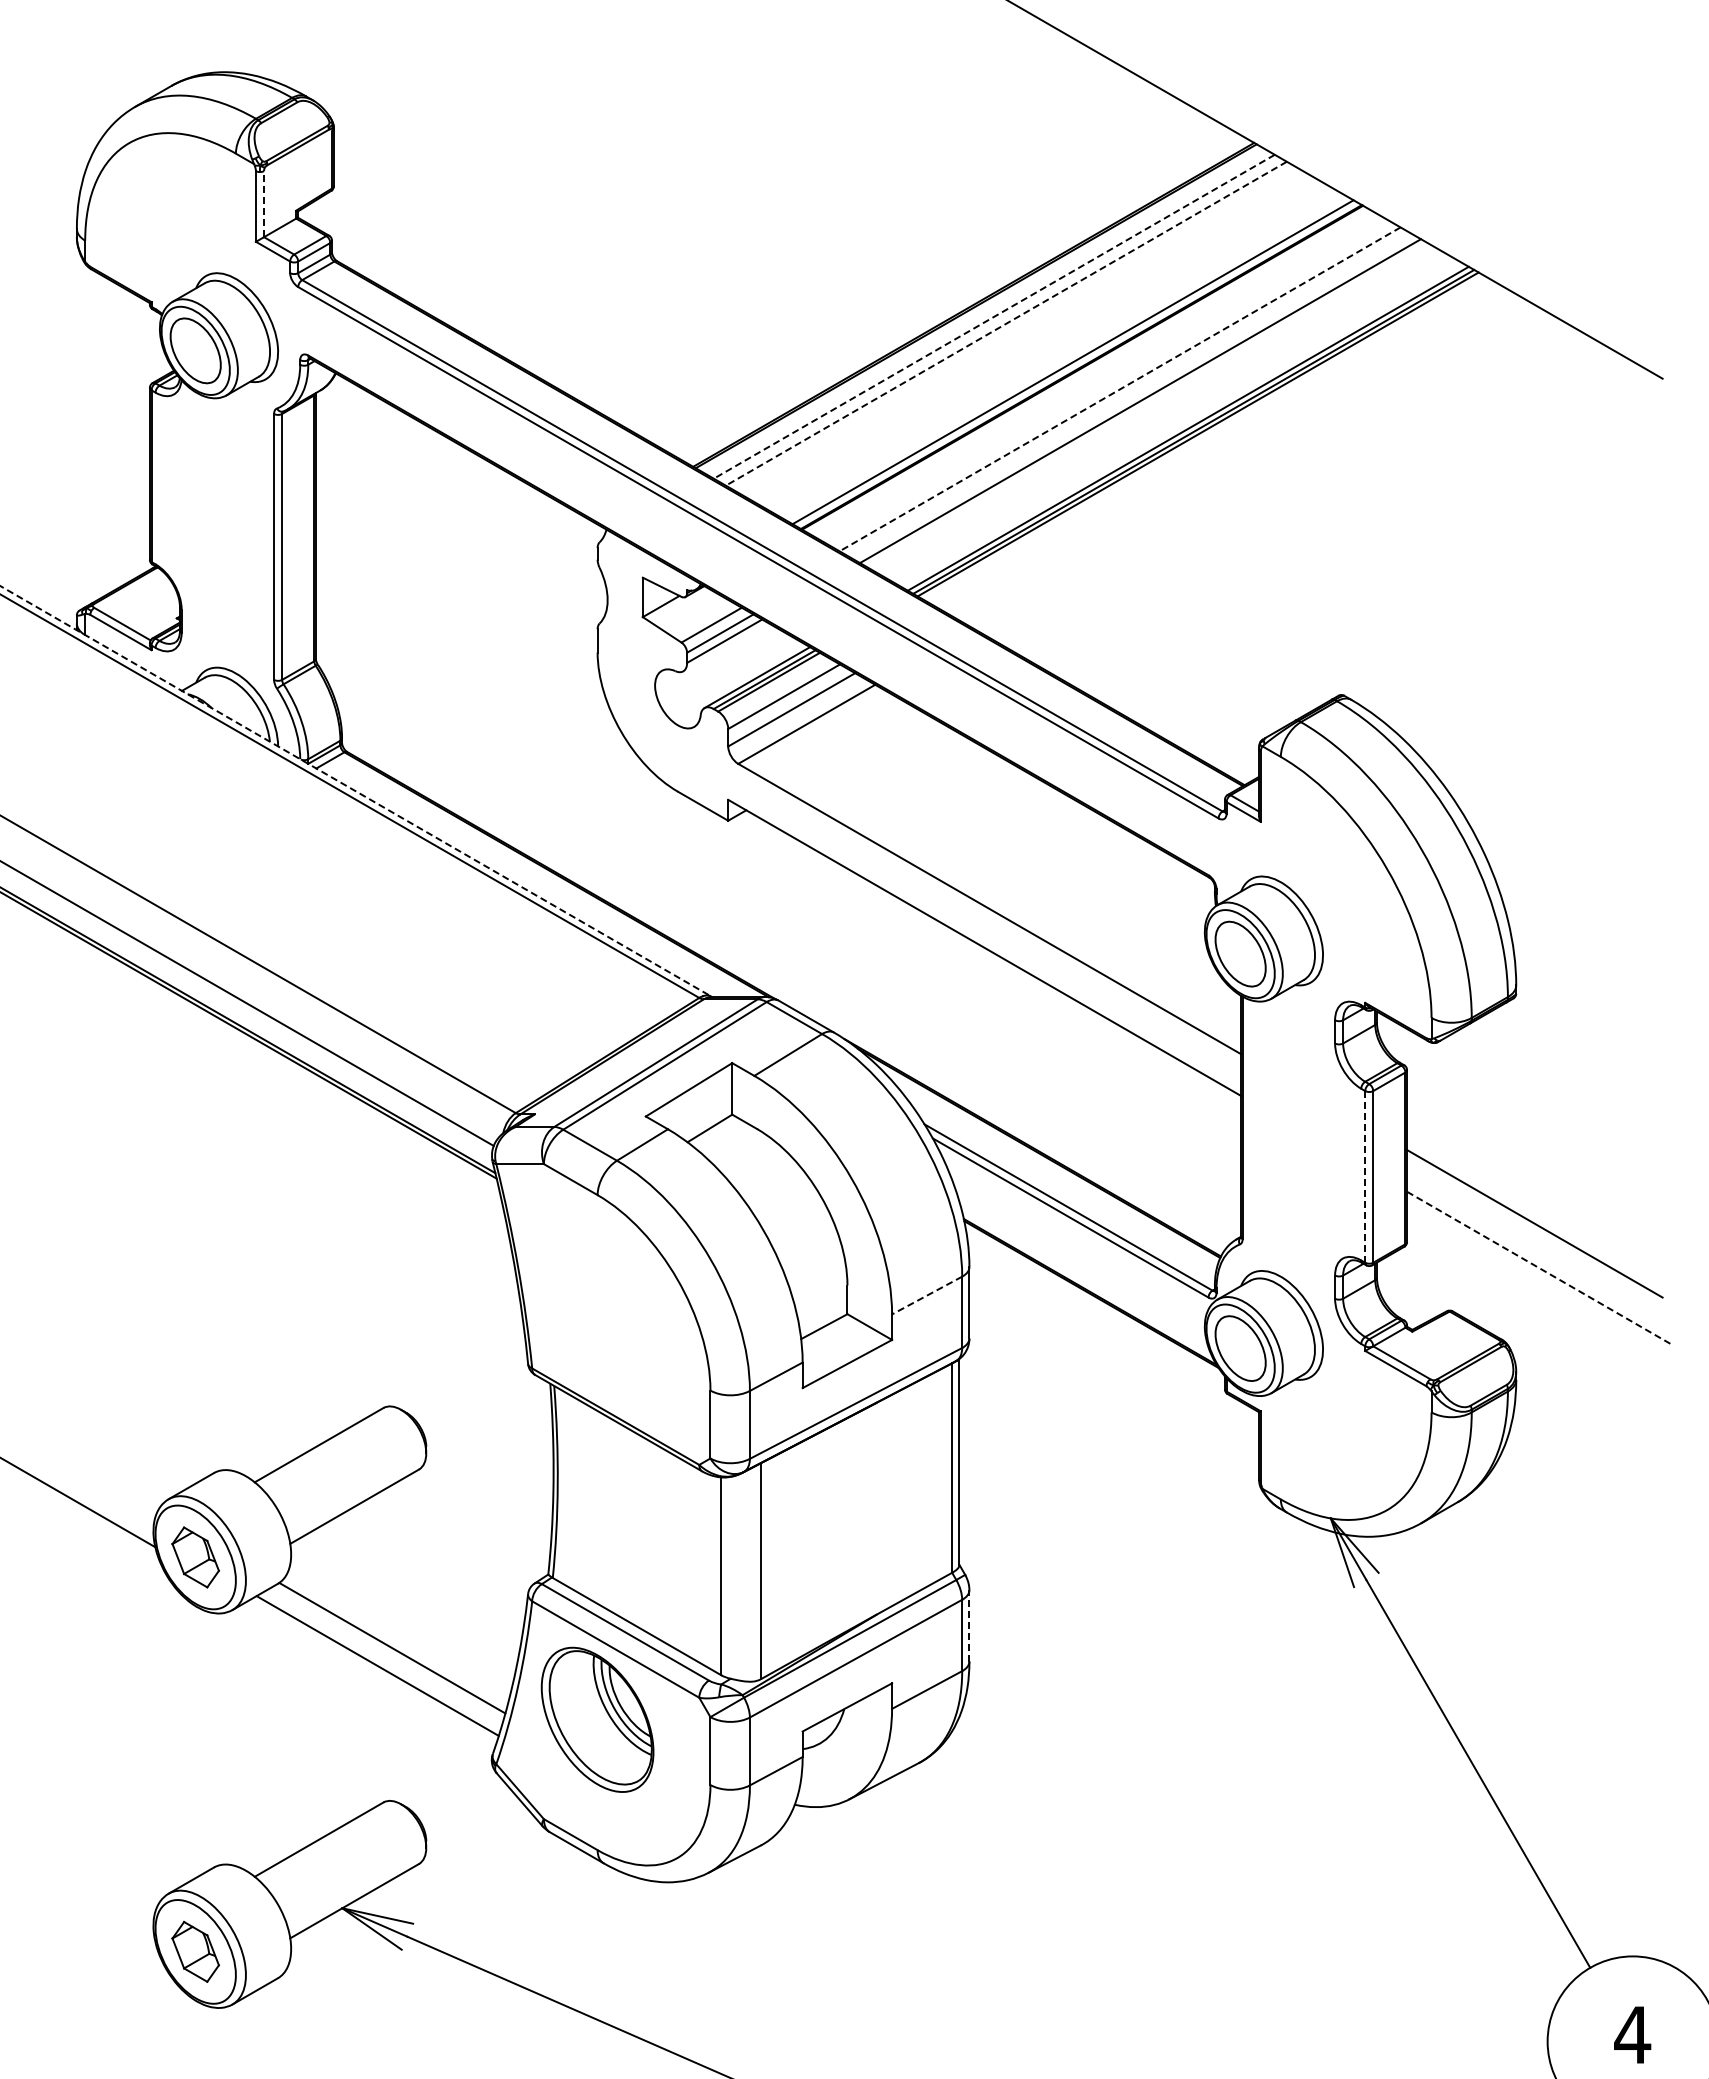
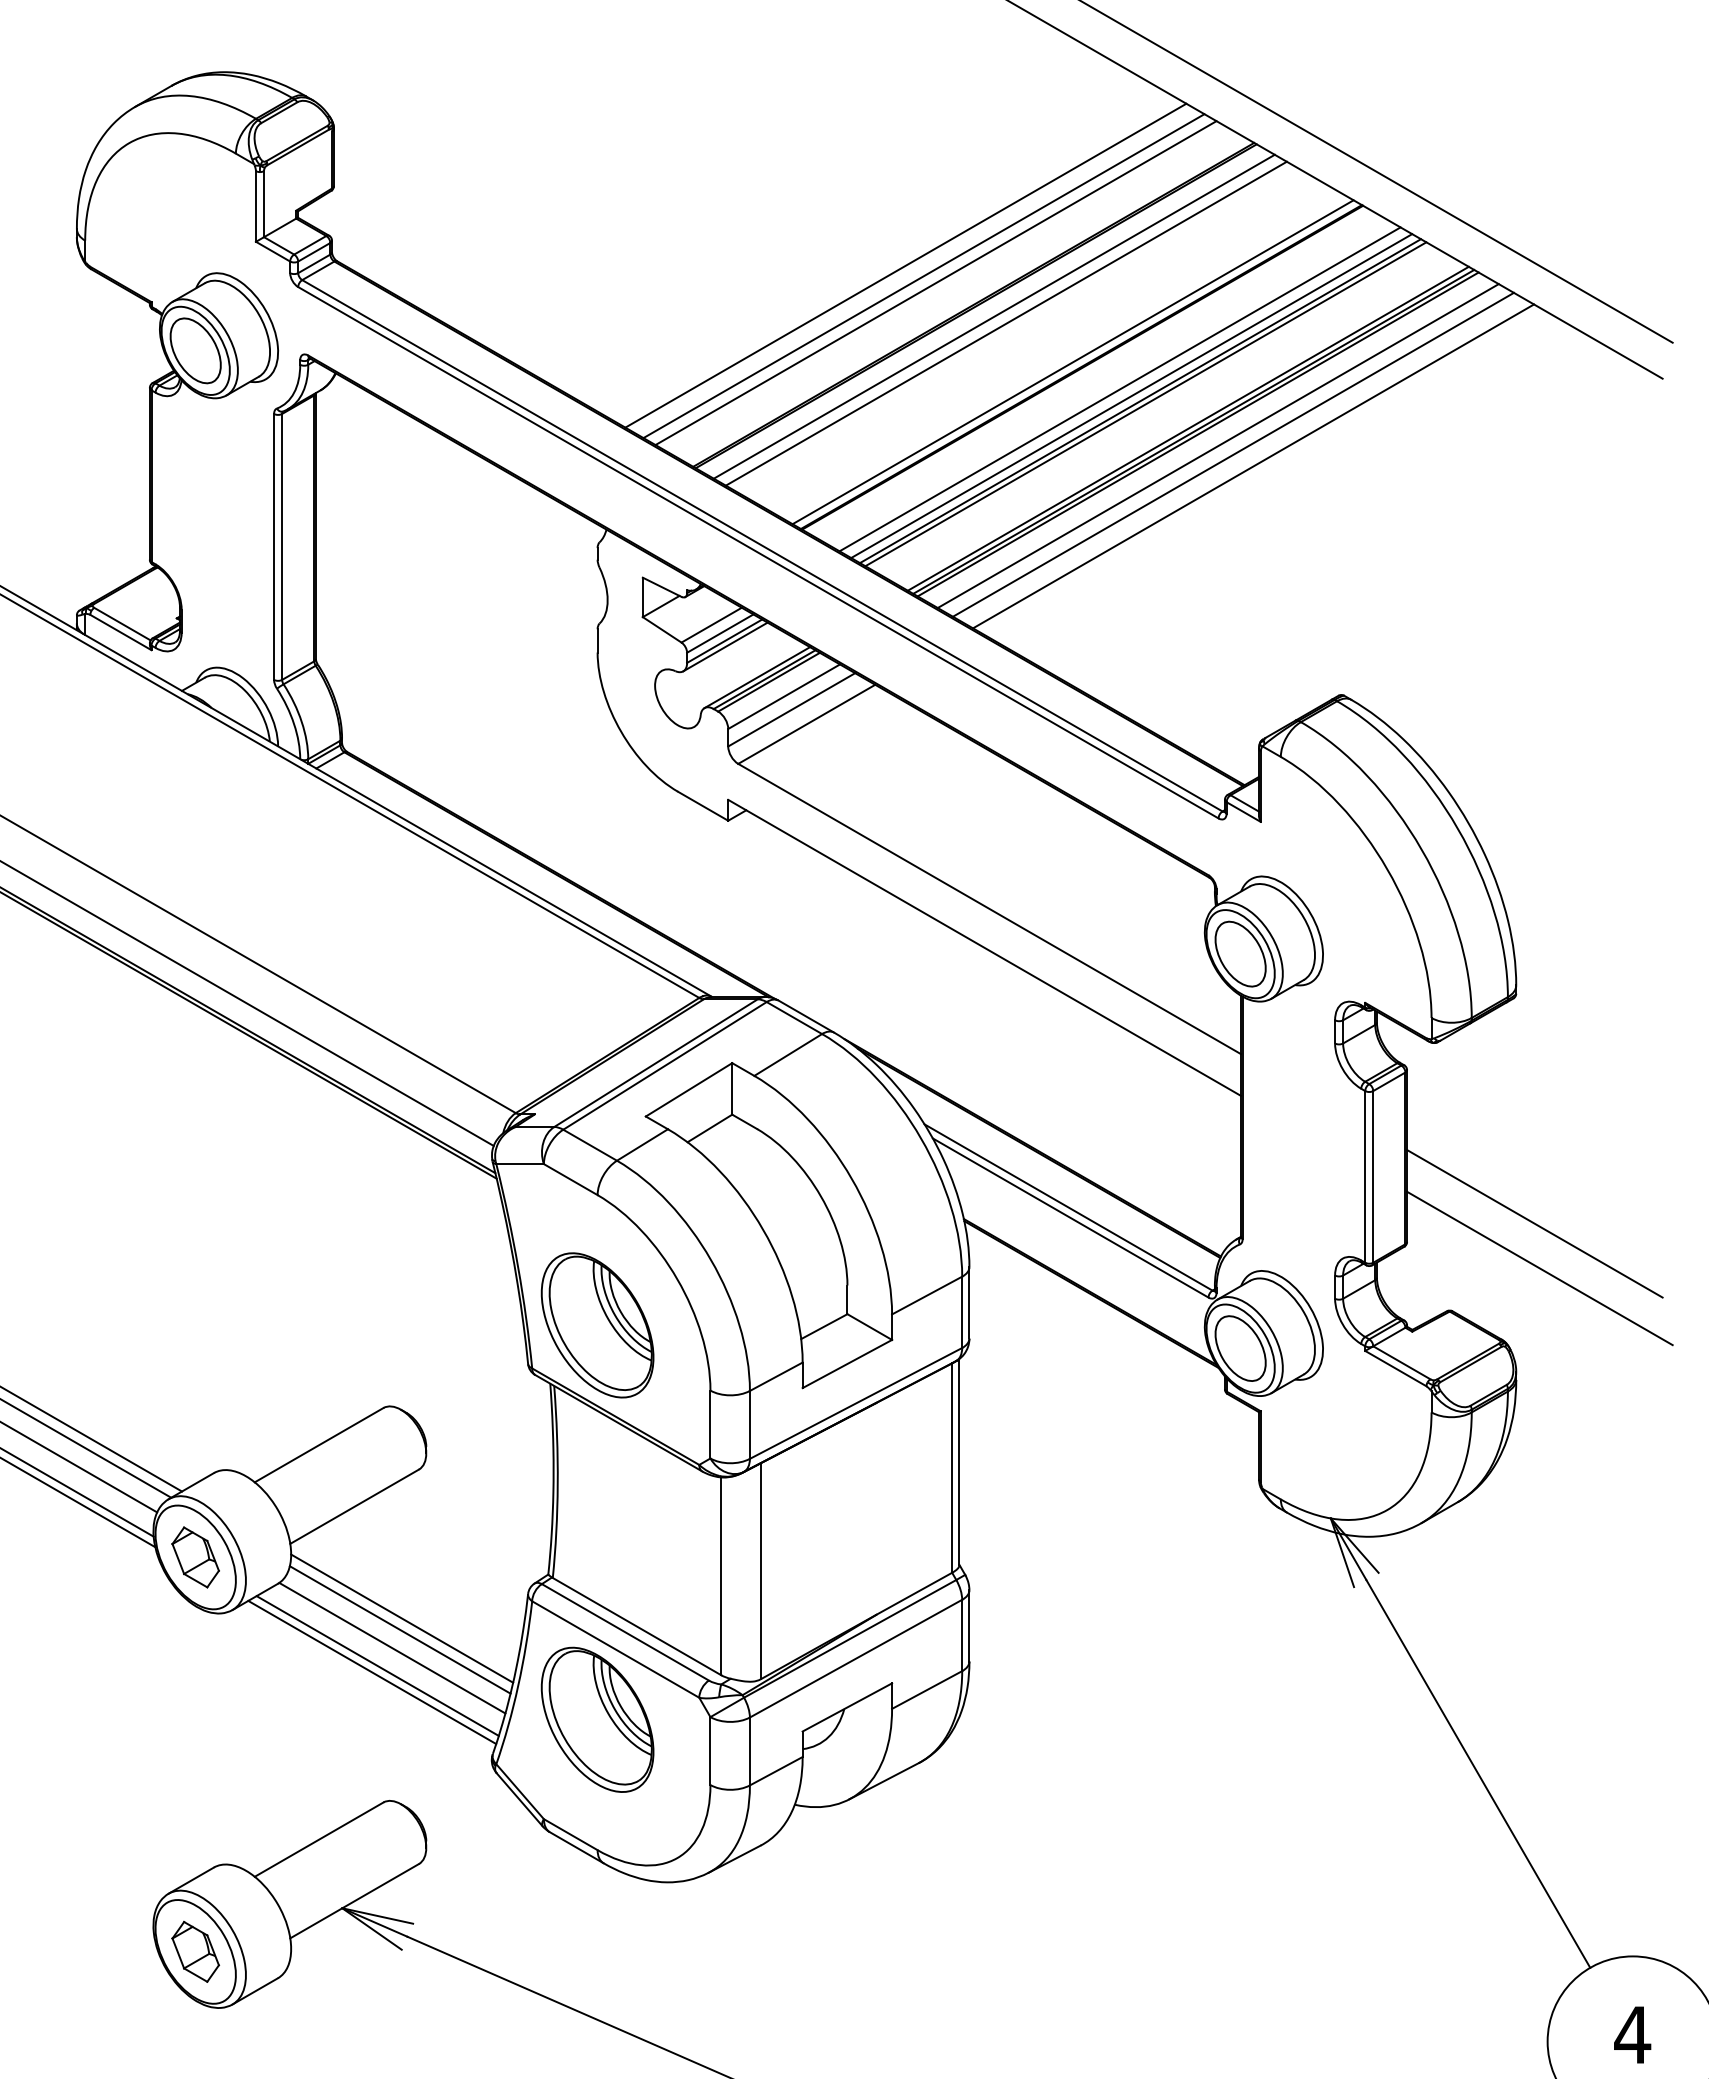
line: none -> present (1377, 172)
line: dashed -> solid (264, 203)
line: none -> present (905, 265)
line: none -> present (923, 276)
line: none -> present (935, 283)
line: dashed -> solid (994, 316)
line: dashed -> solid (1006, 323)
line: dashed -> solid (1120, 389)
line: none -> present (1131, 396)
line: none -> present (1145, 404)
line: none -> present (1217, 446)
line: none -> present (1232, 454)
line: none -> present (1253, 466)
line: none -> present (725, 646)
line: dashed -> solid (356, 791)
line: dashed -> solid (1365, 1176)
line: dashed -> solid (1540, 1268)
line: dashed -> solid (927, 1295)
part: none -> present (597, 1325)
line: none -> present (92, 1439)
line: none -> present (86, 1448)
line: none -> present (79, 1467)
line: none -> present (77, 1492)
line: none -> present (402, 1618)
line: dashed -> solid (969, 1625)
line: none -> present (399, 1629)
line: none -> present (372, 1672)
